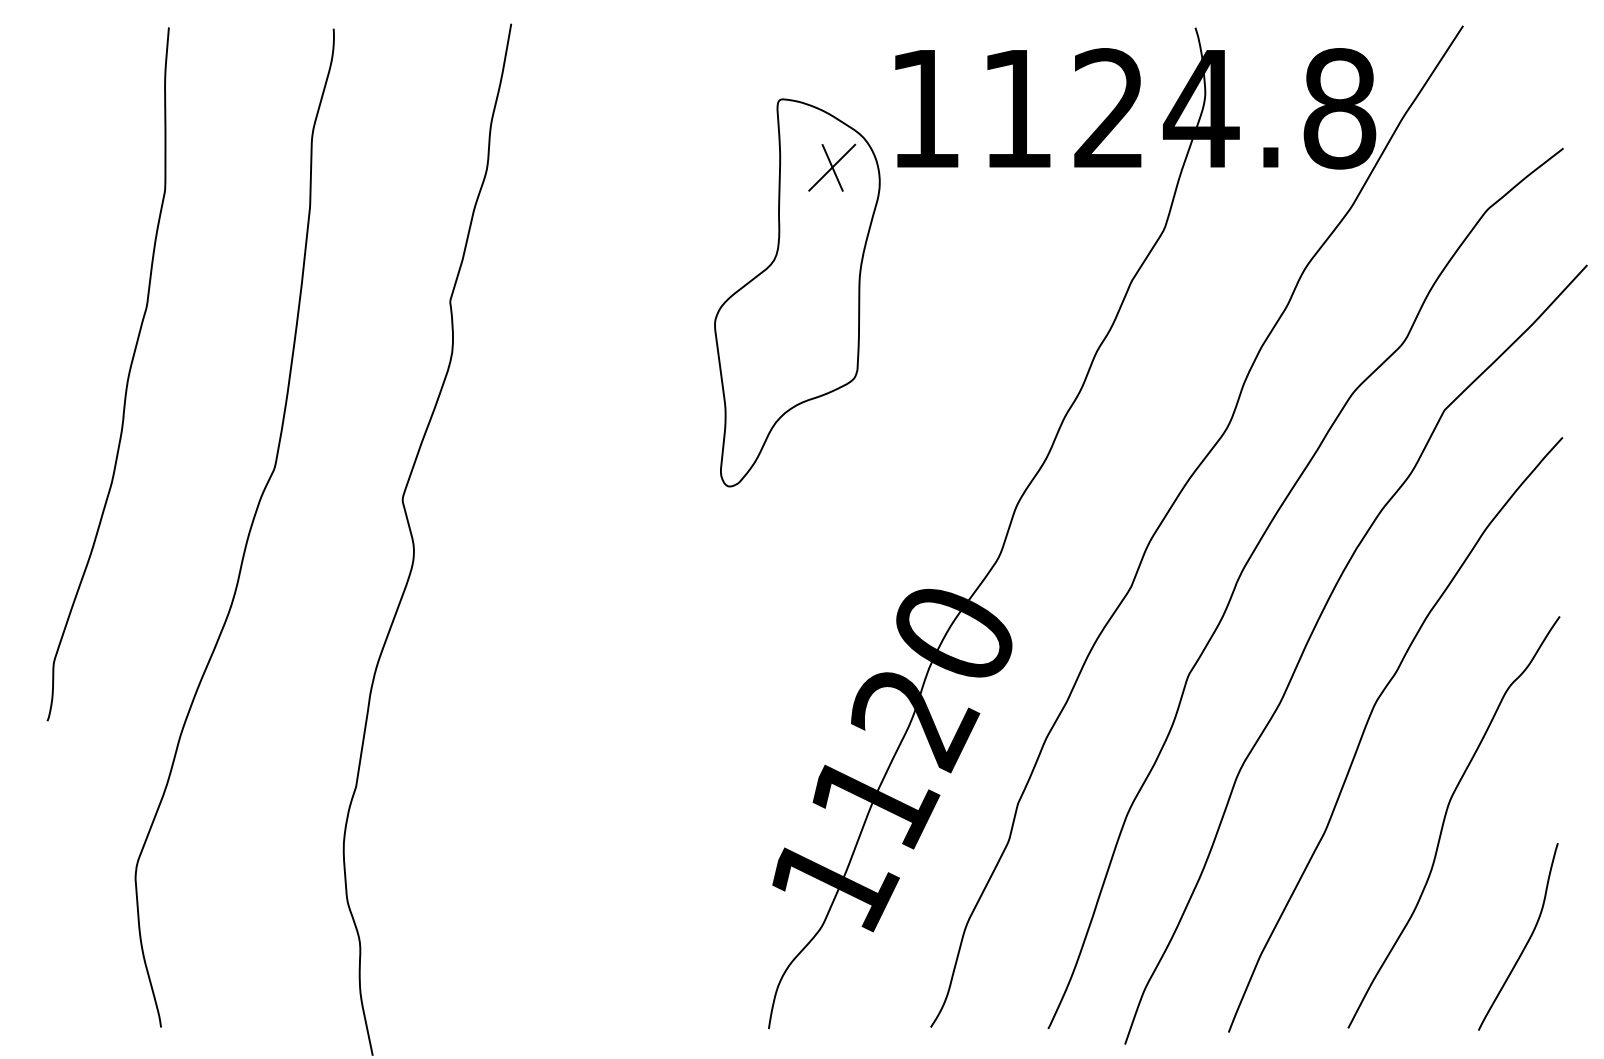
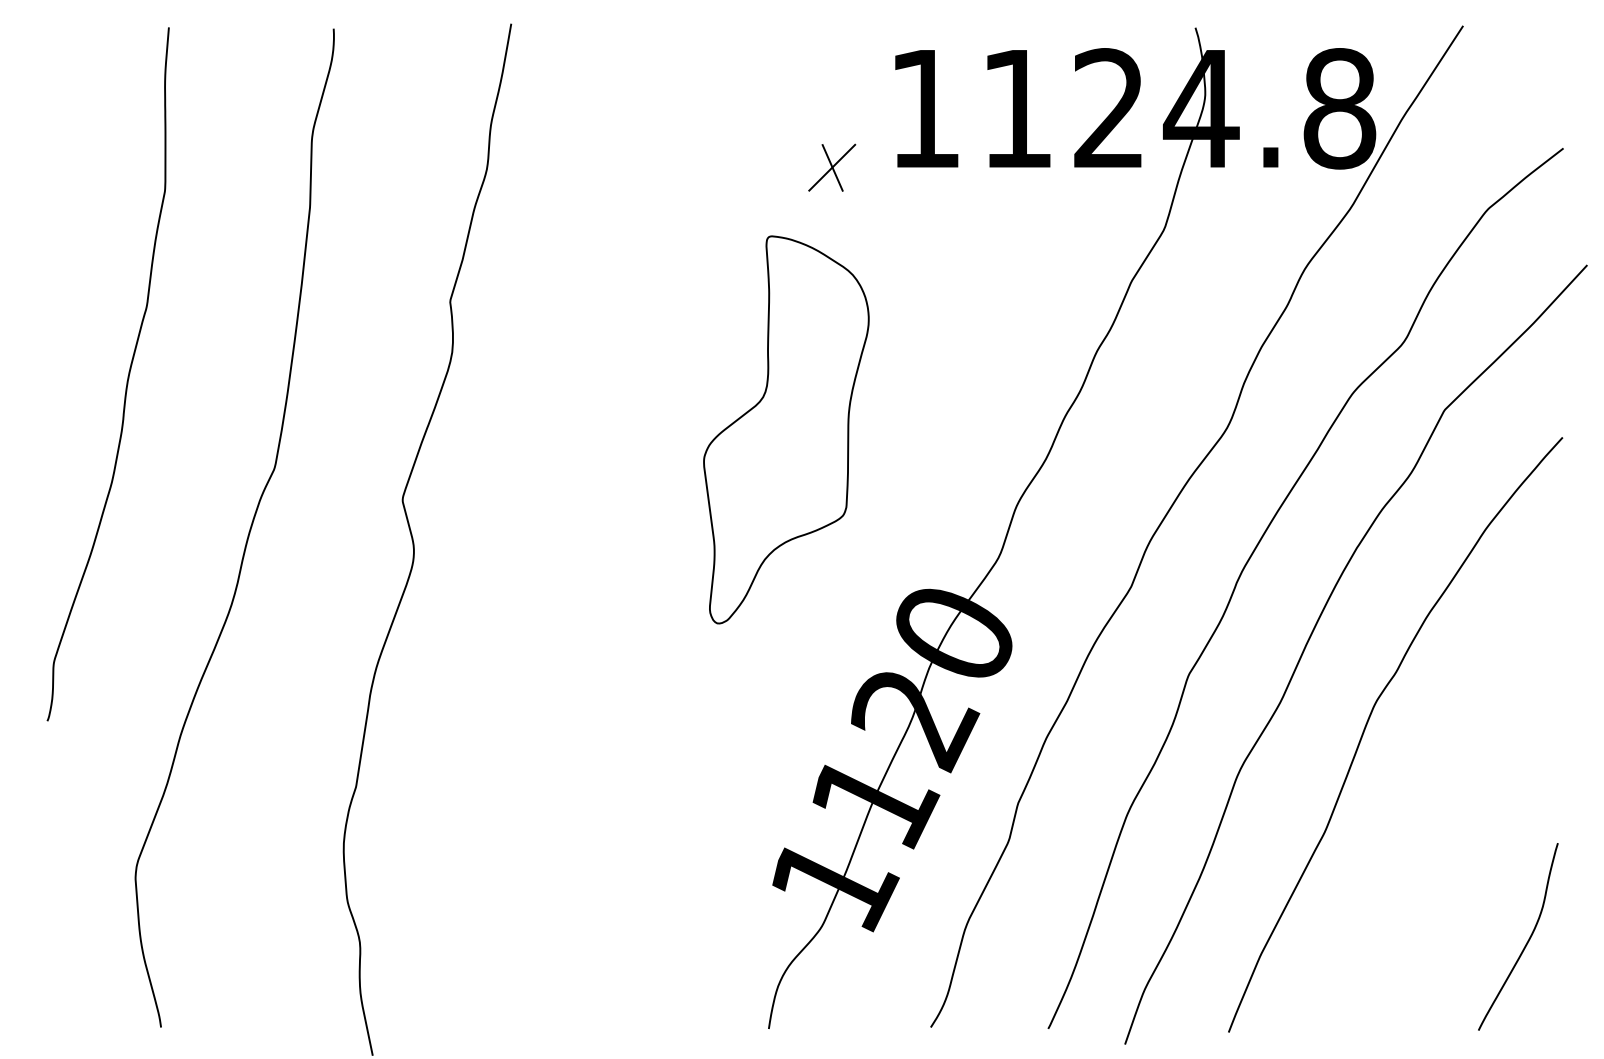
part position: (797, 292) -> (786, 429) (786, 429)
curve: present -> none (1445, 819)
